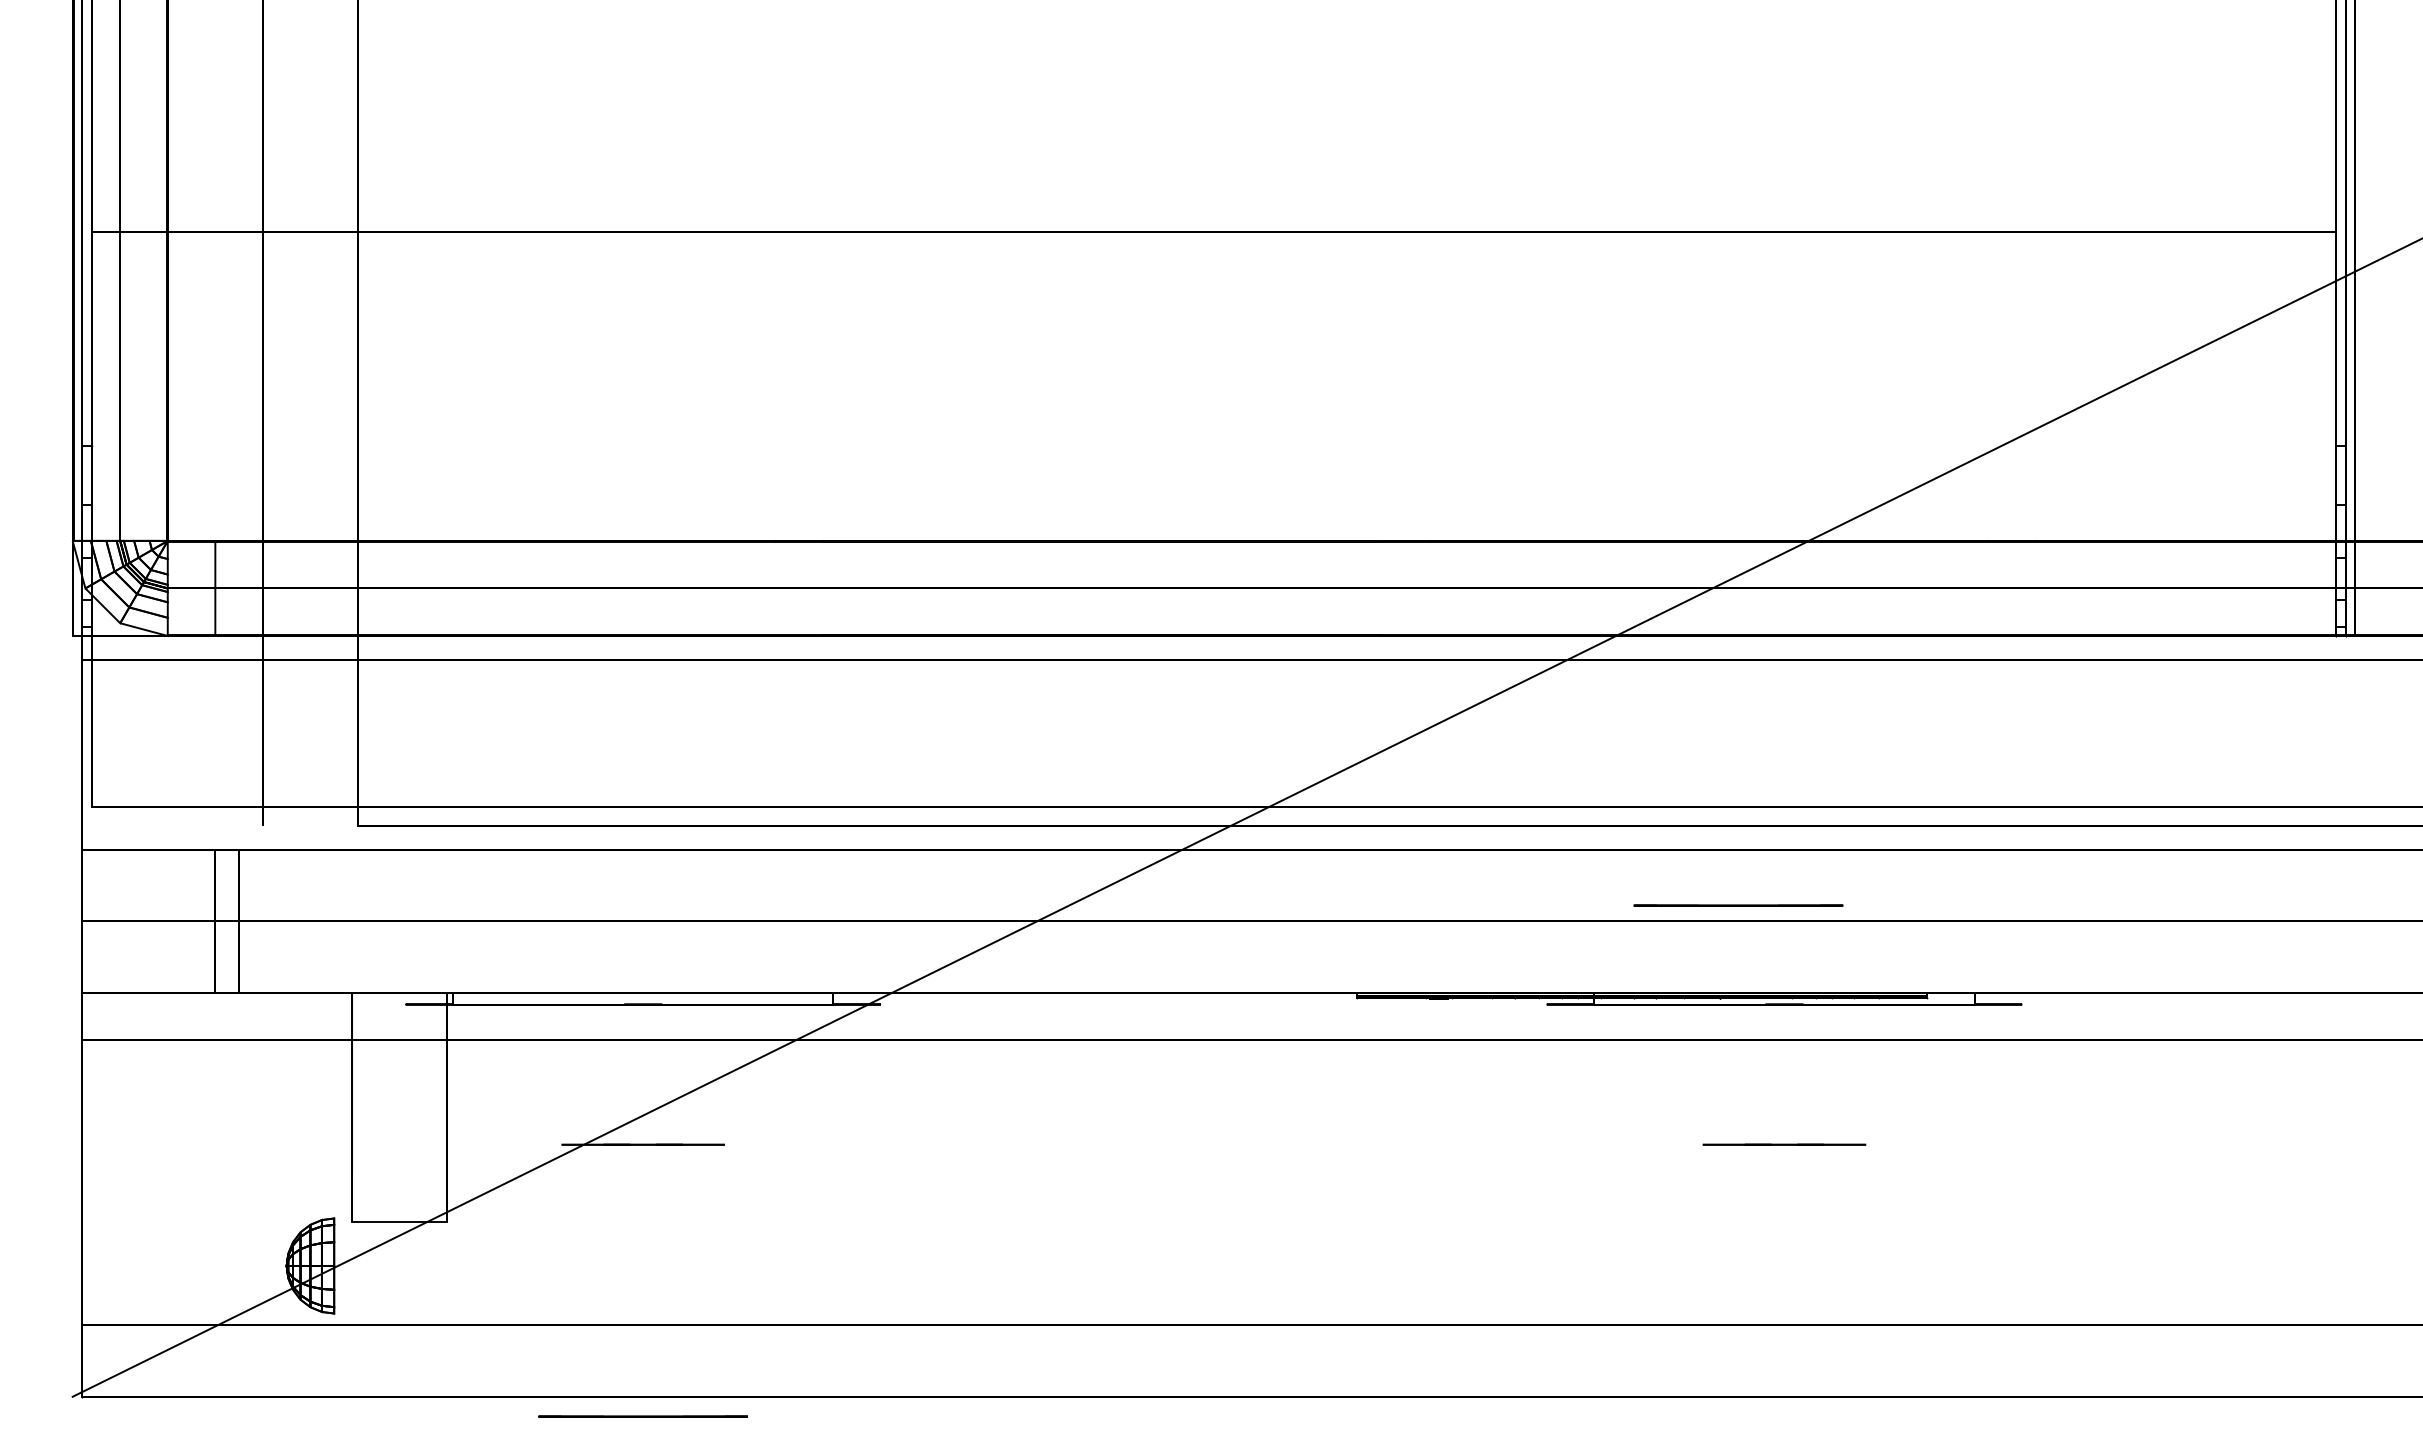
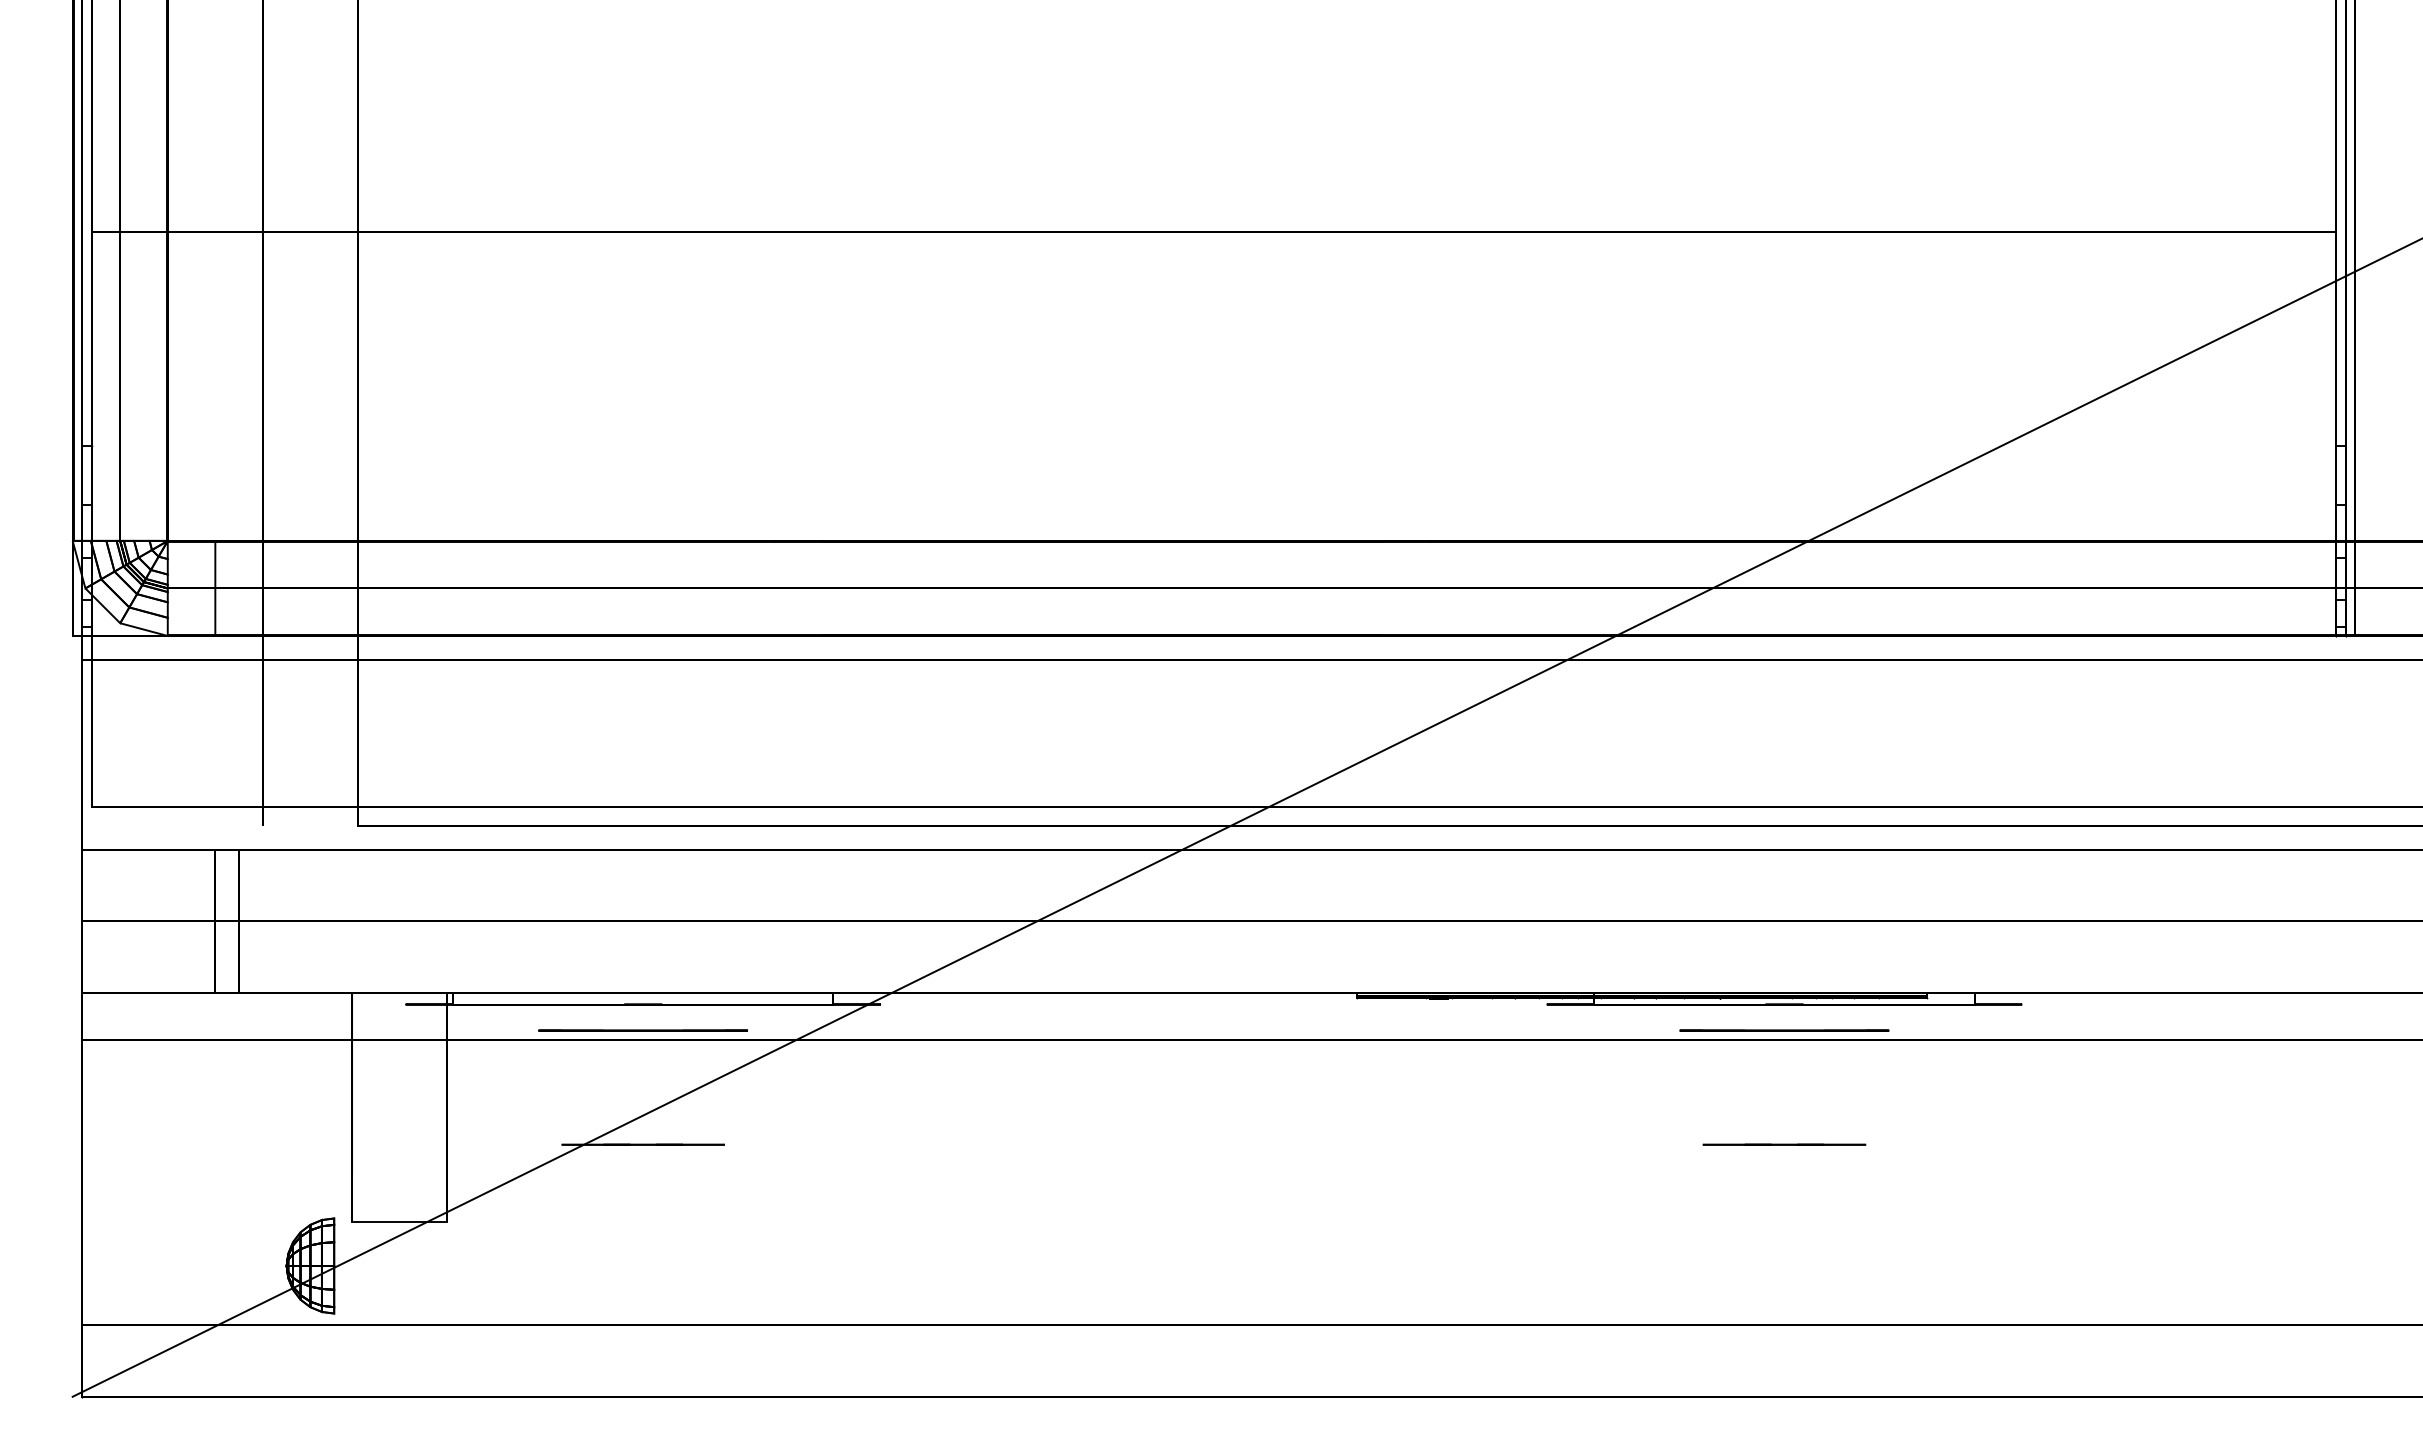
line position: (1738, 905) -> (1784, 1030) (1784, 1030)
line position: (642, 1416) -> (642, 1030) (642, 1030)
